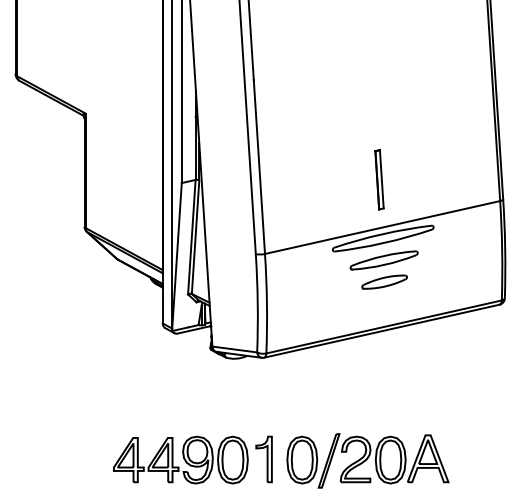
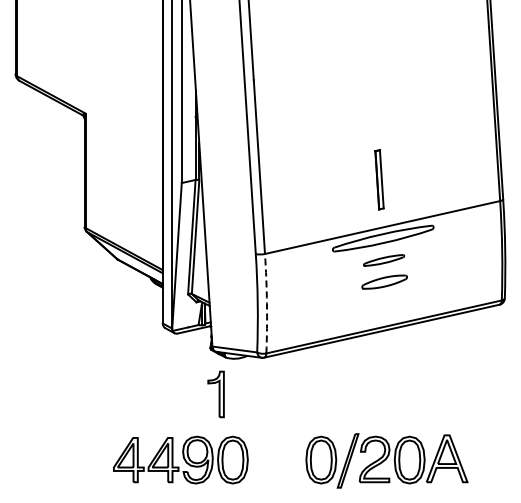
part size: 70x21 px -> 43x13 px (384, 260)
arc: solid -> dashed (266, 303)
part position: (263, 459) -> (215, 394) (215, 394)
part position: (367, 460) -> (386, 460) (386, 460)
